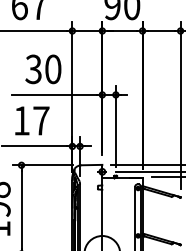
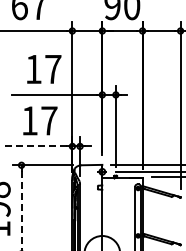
text: 30 -> 17 (43, 69)
text position: (32, 120) -> (40, 120) (40, 120)
line: solid -> dashed (34, 146)
line: solid -> dashed (21, 209)
